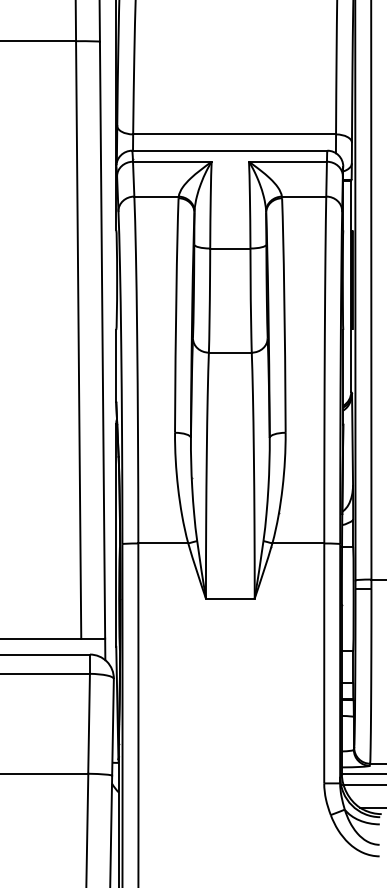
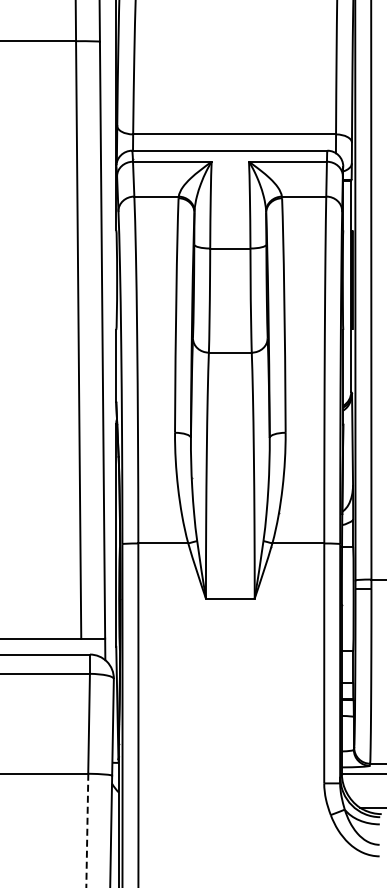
line: present -> none (363, 785)
line: solid -> dashed (87, 830)
